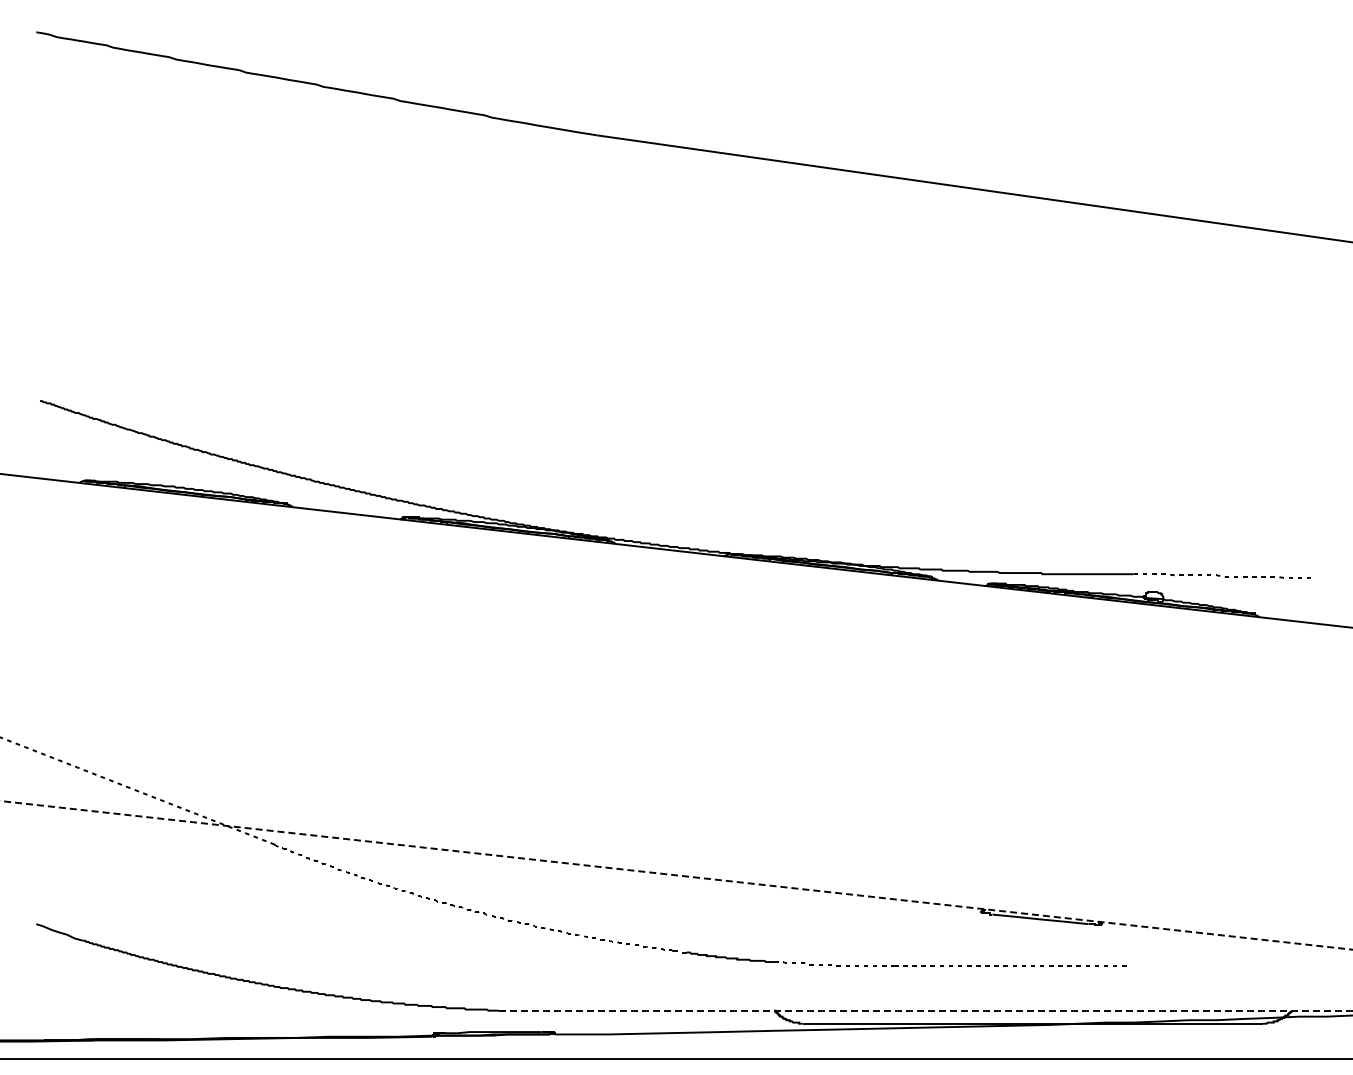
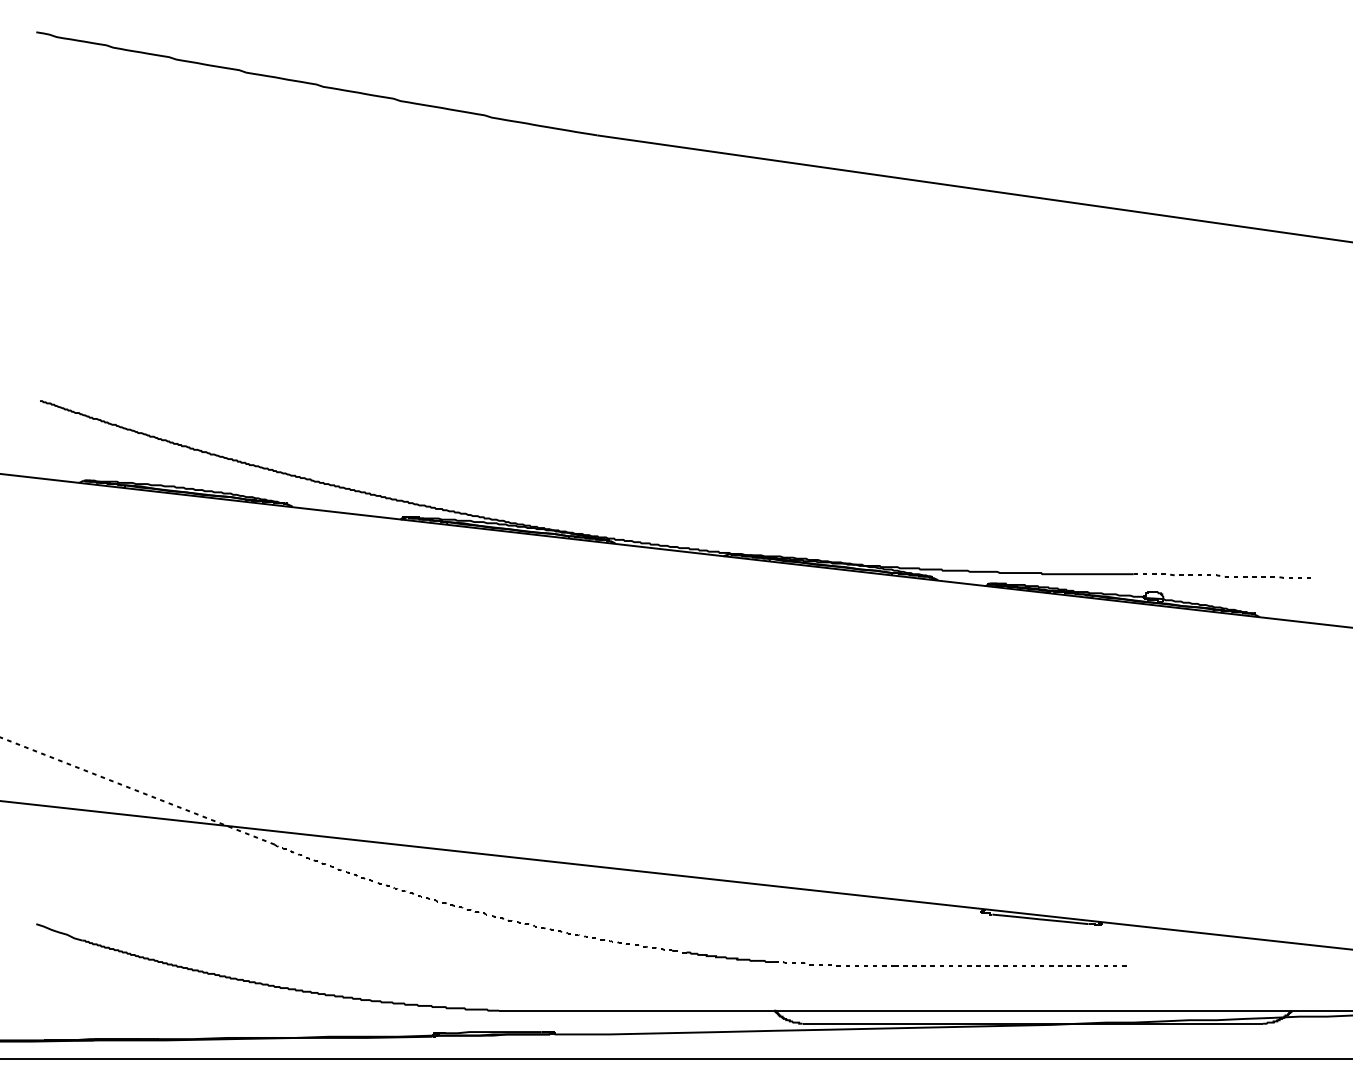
line: dashed -> solid (676, 875)
line: dashed -> solid (925, 1010)
